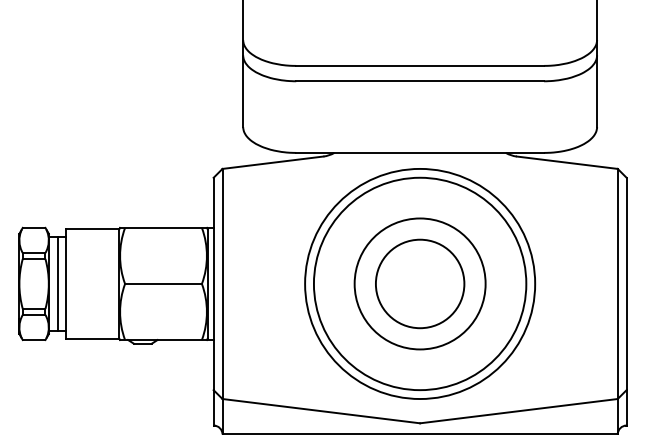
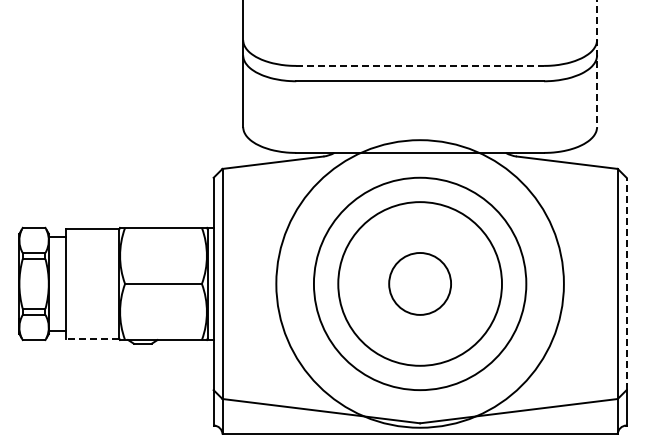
line: solid -> dashed (597, 64)
line: solid -> dashed (420, 65)
line: present -> none (57, 283)
circle diameter: 131 px -> 164 px (419, 283)
circle diameter: 88 px -> 62 px (420, 283)
circle diameter: 230 px -> 288 px (419, 283)
line: solid -> dashed (626, 283)
line: solid -> dashed (92, 338)
